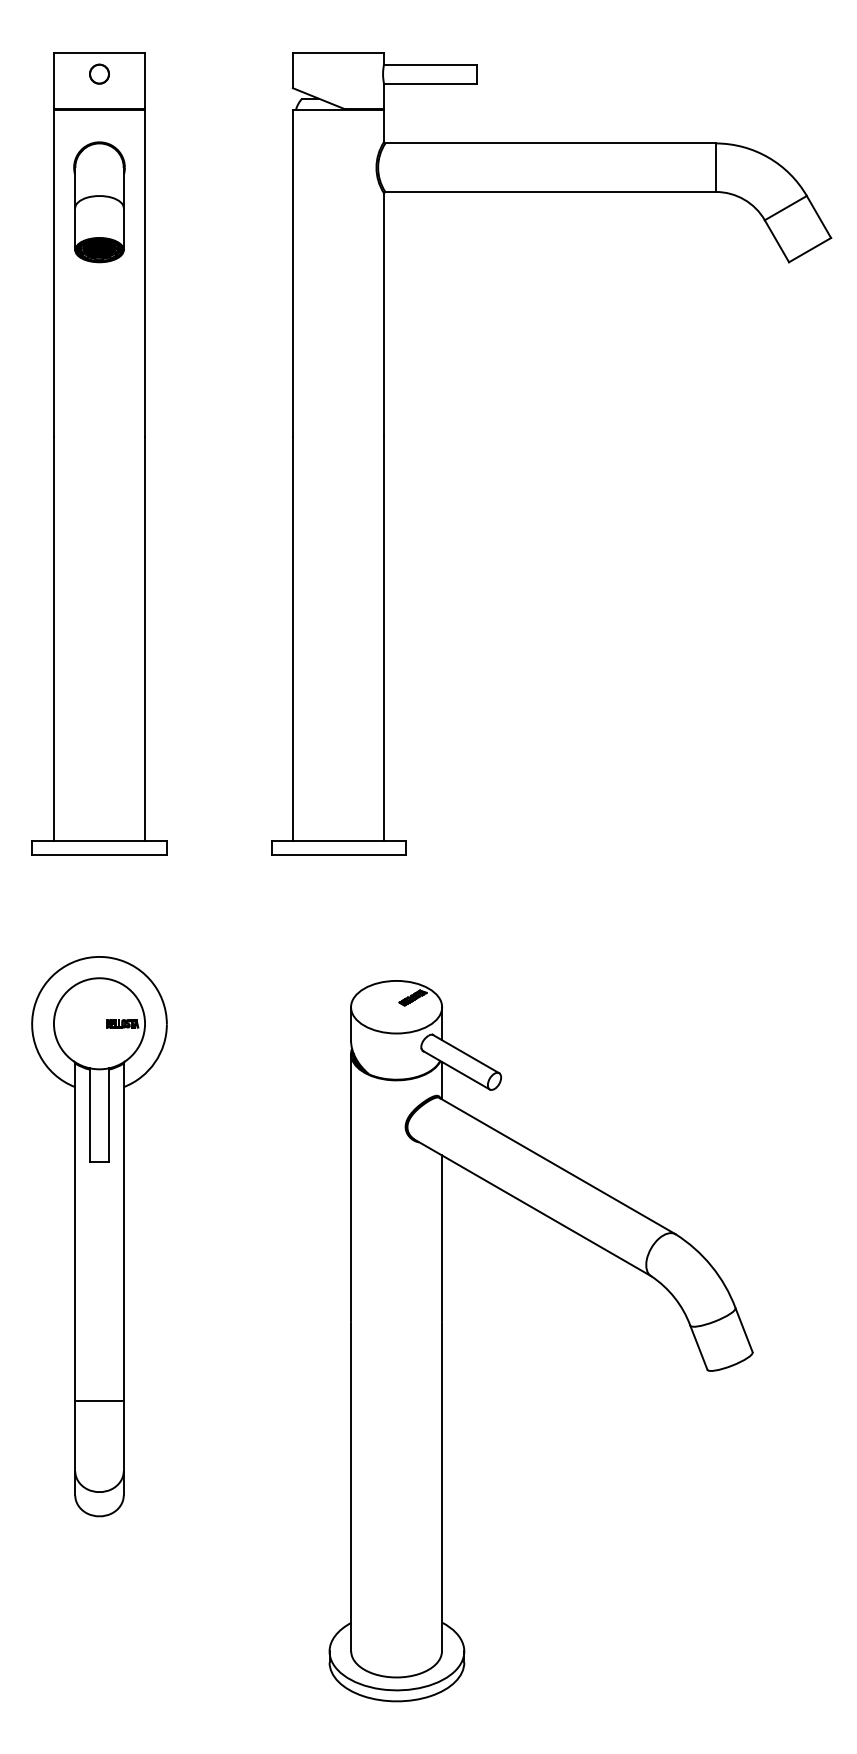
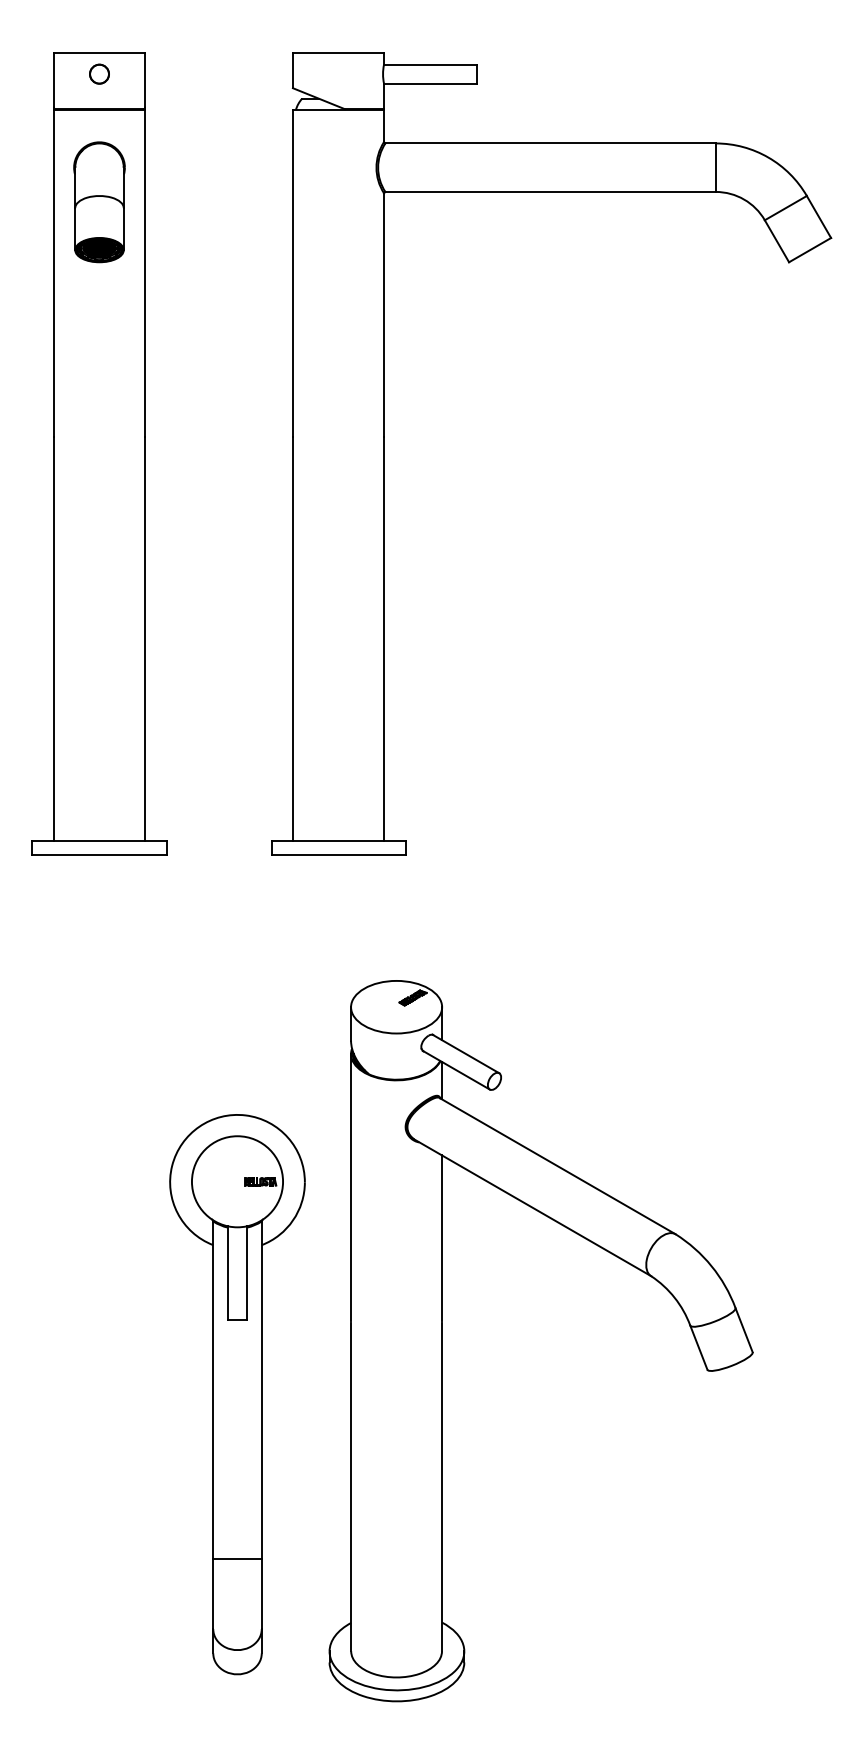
part position: (99, 1236) -> (237, 1394) (237, 1394)
